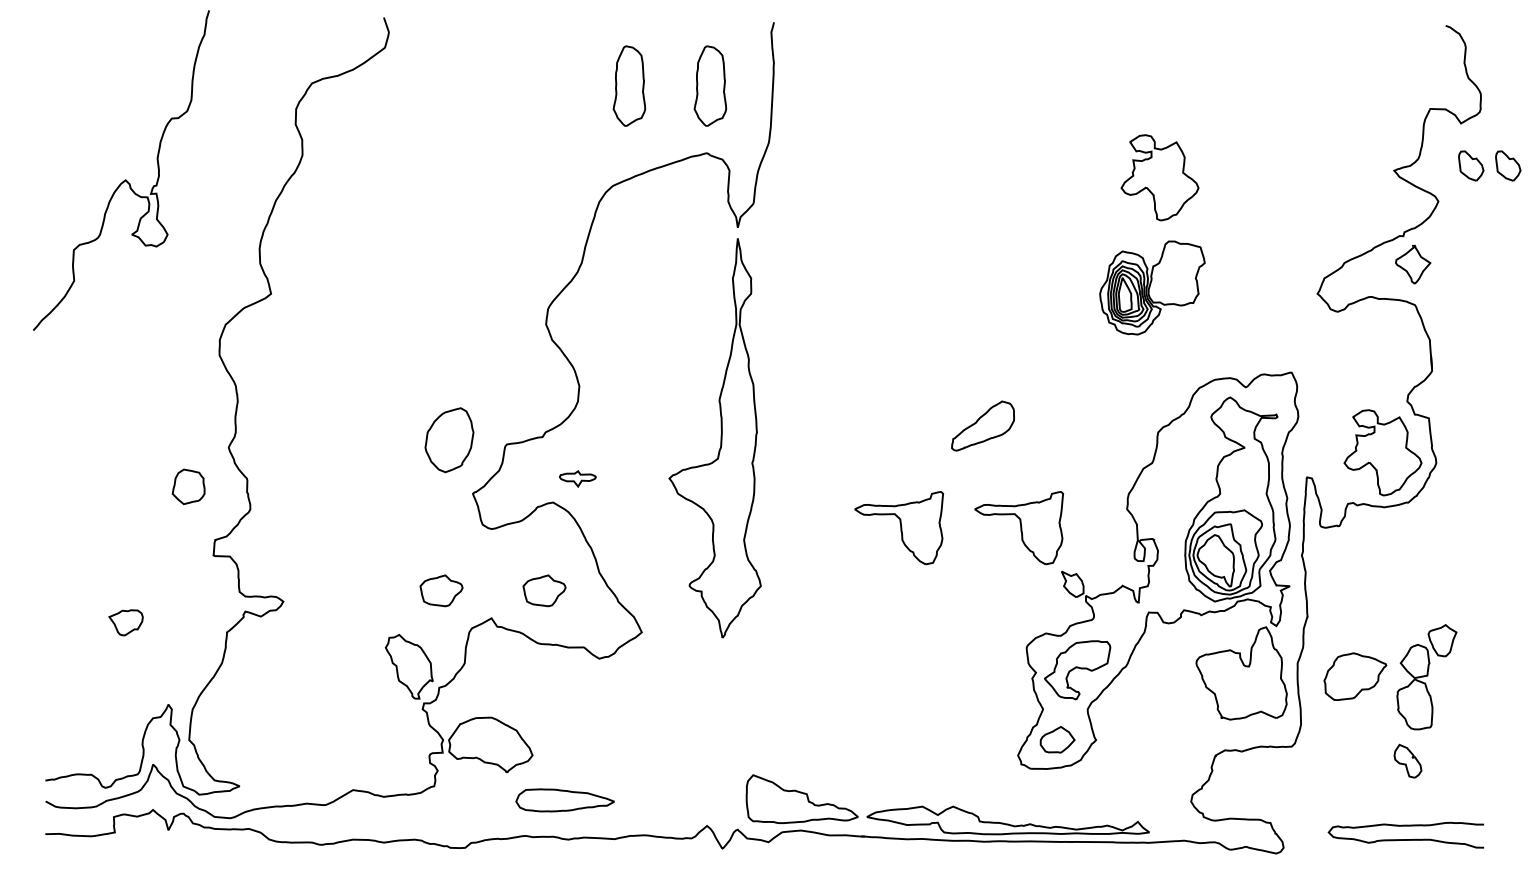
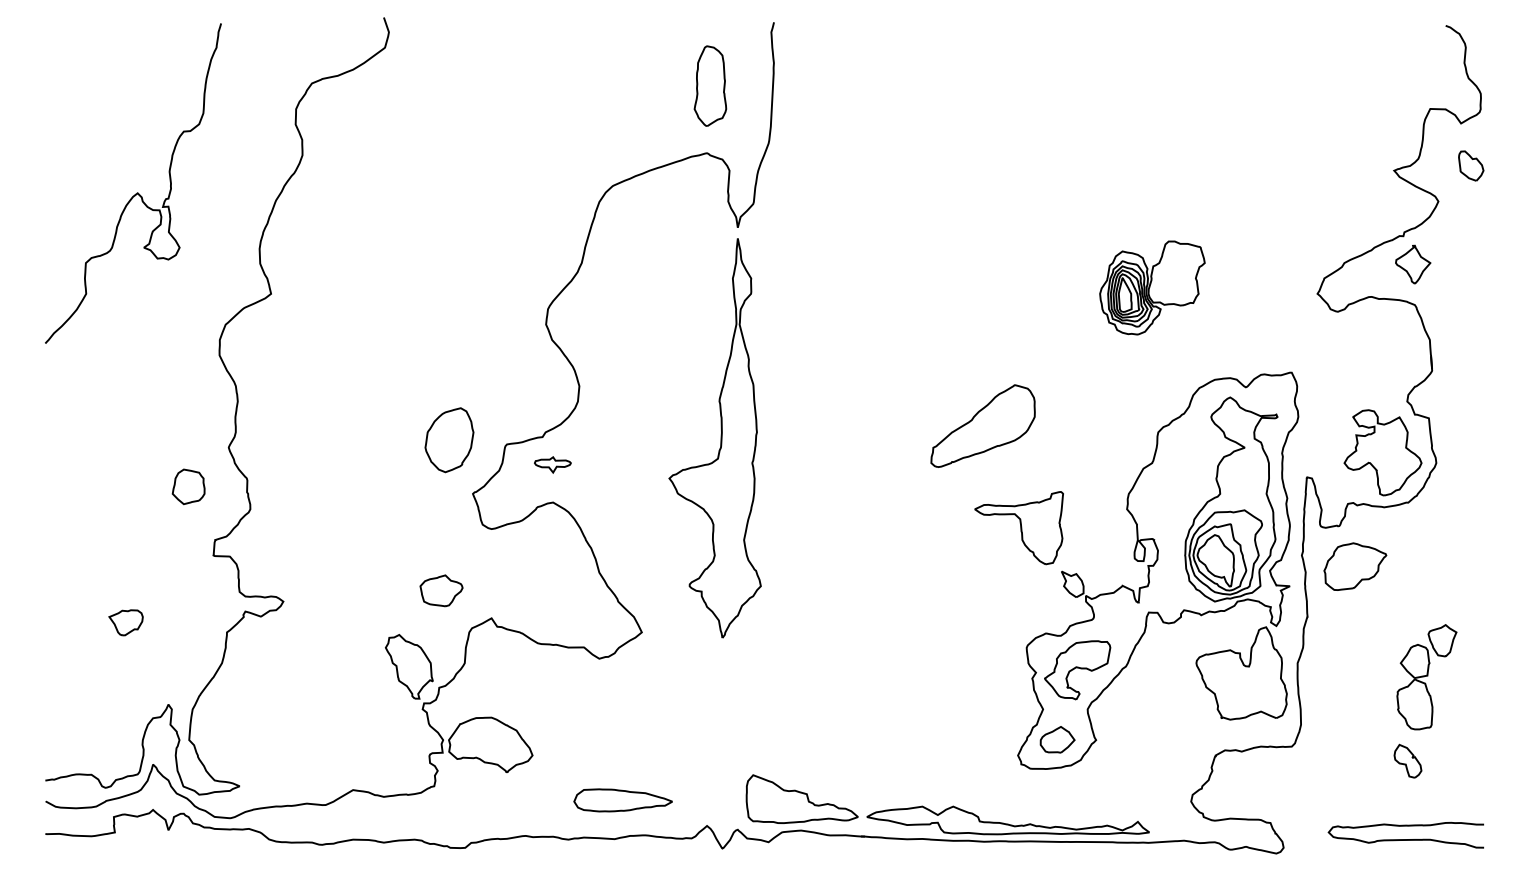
part: present -> none (629, 85)
part: present -> none (1508, 165)
part: present -> none (1159, 177)
curve position: (125, 179) -> (137, 192) (137, 192)
part size: 64x52 px -> 106x84 px (982, 425)
part position: (577, 478) -> (552, 464) (552, 464)
part: present -> none (898, 528)
part: present -> none (544, 590)
part position: (1355, 676) -> (1355, 566) (1355, 566)
part position: (564, 800) -> (622, 800) (622, 800)
